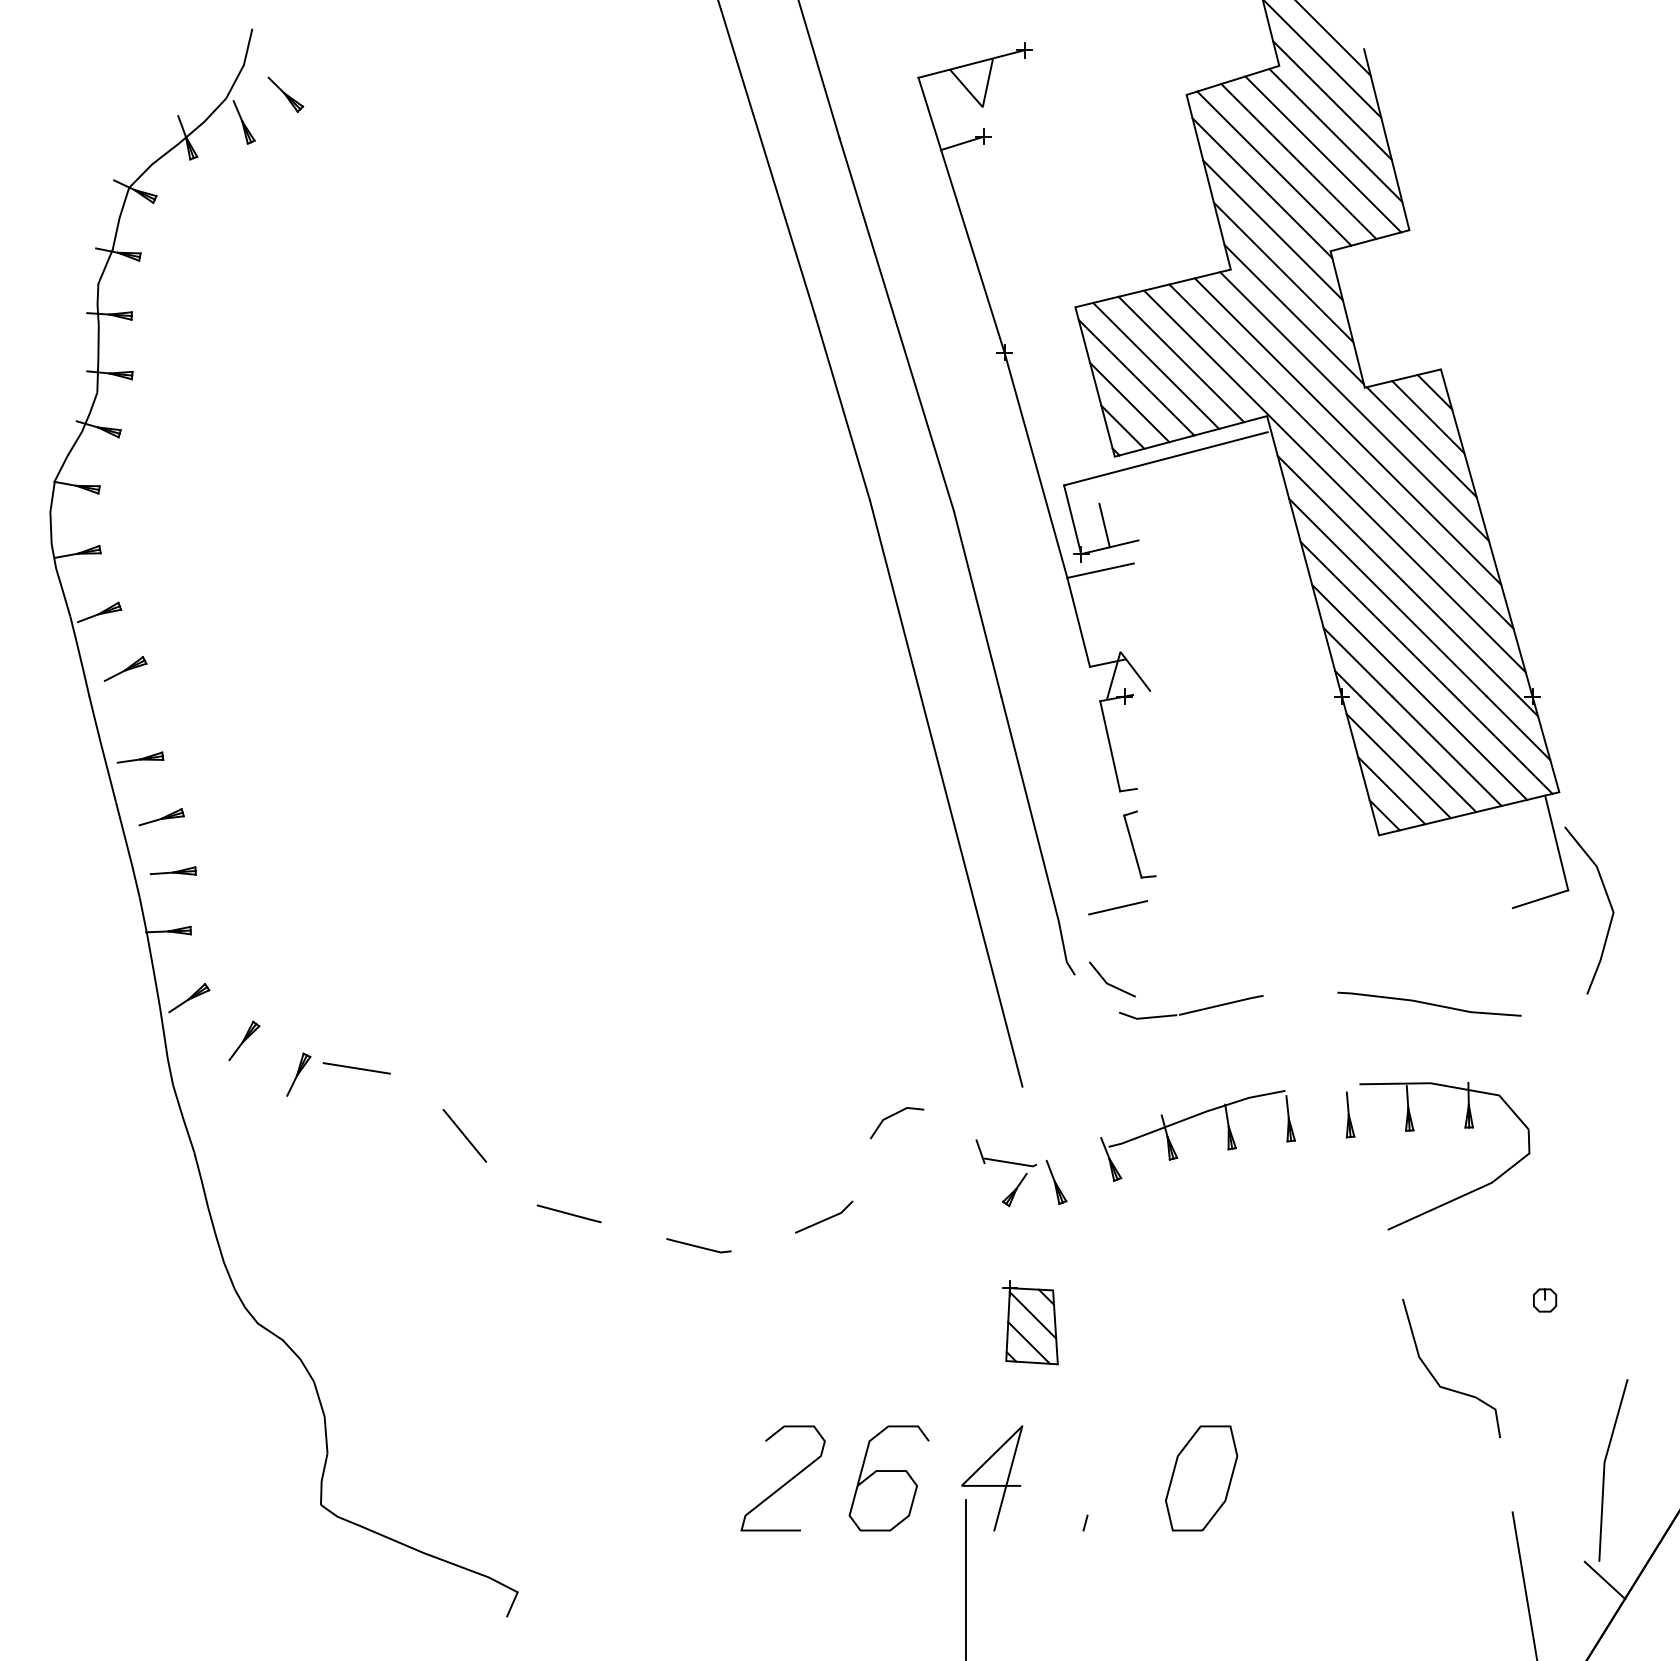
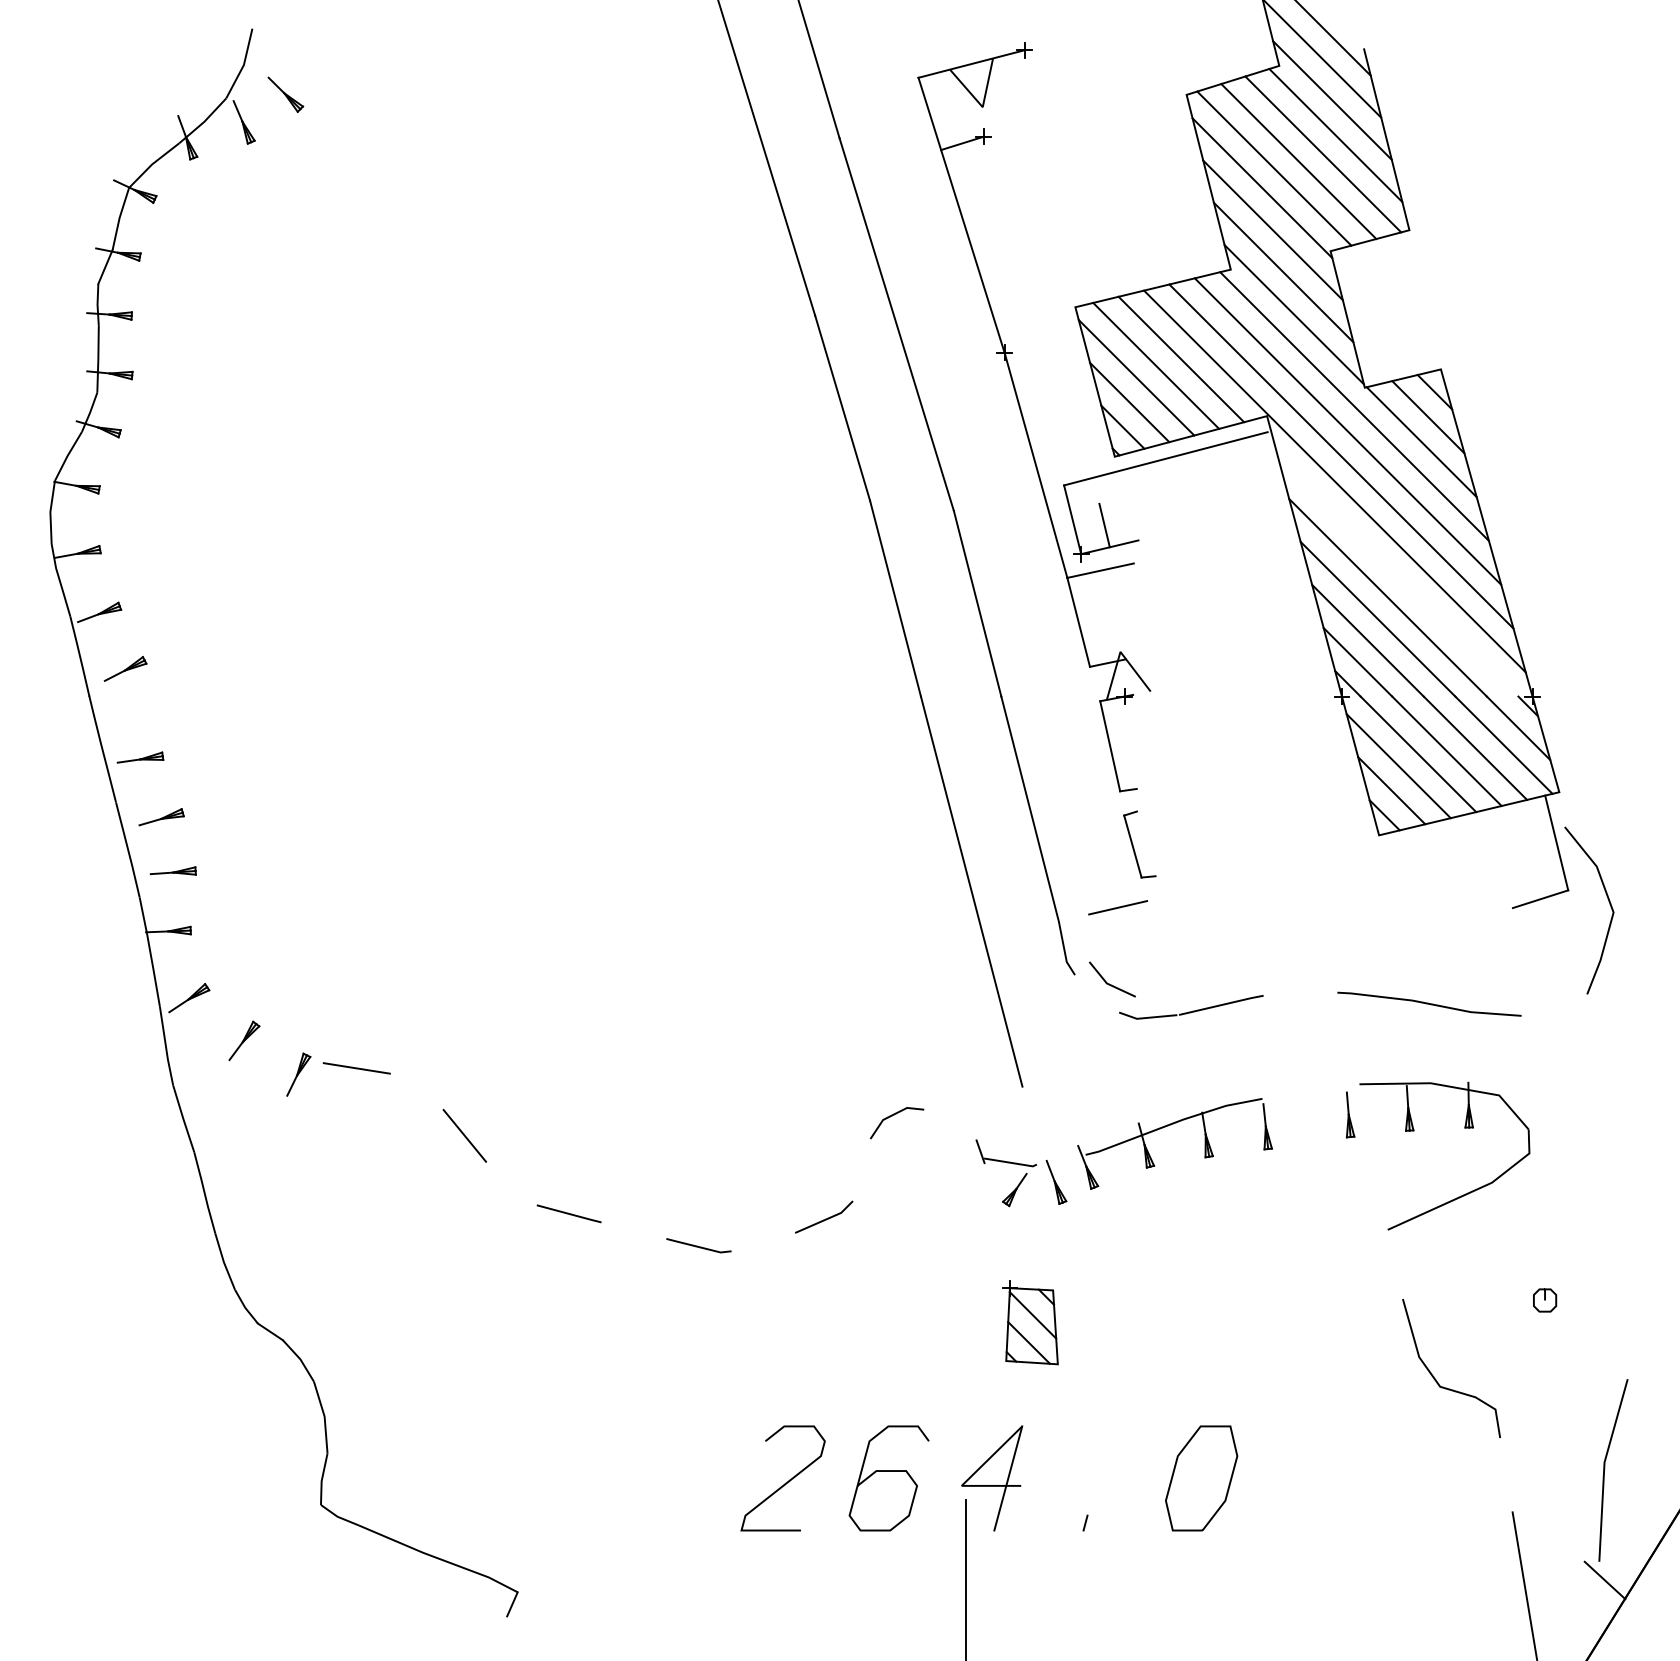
line: present -> none (1397, 575)
part position: (1191, 1118) -> (1168, 1126) (1168, 1126)
